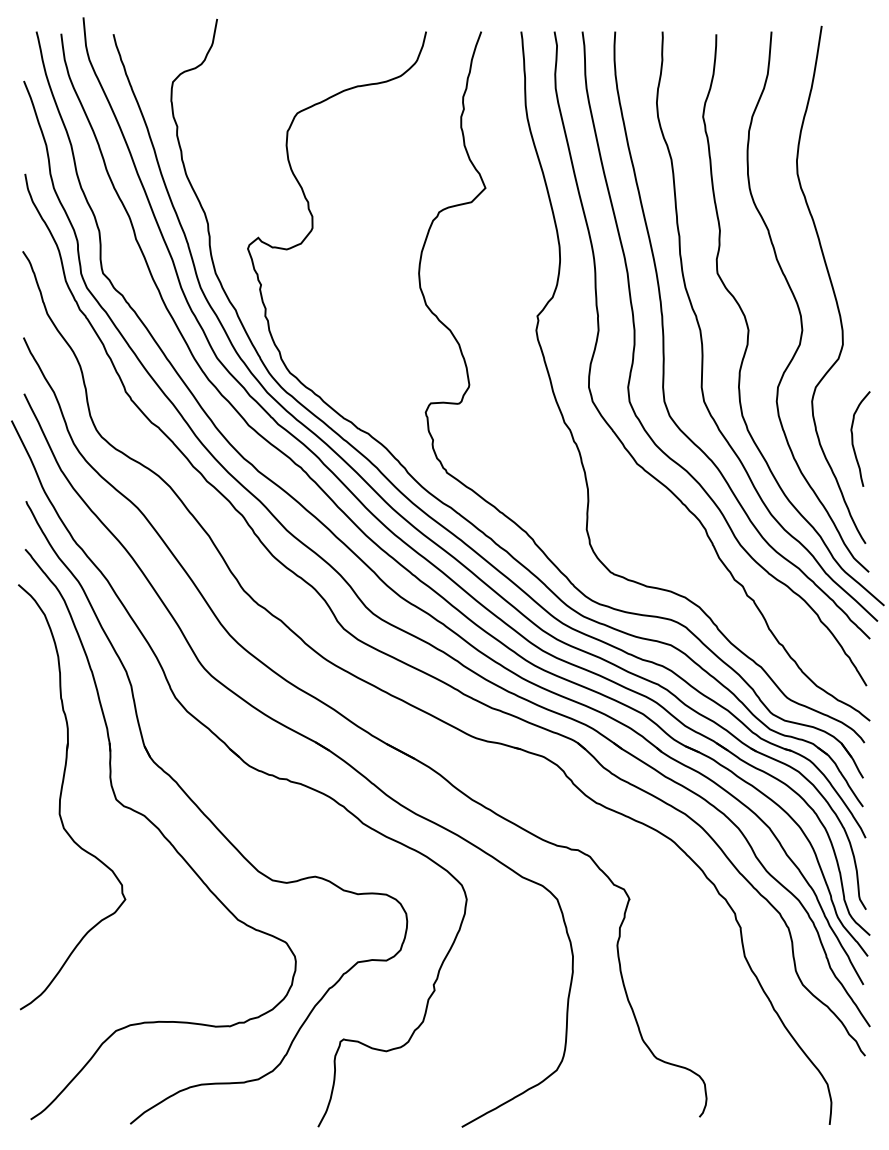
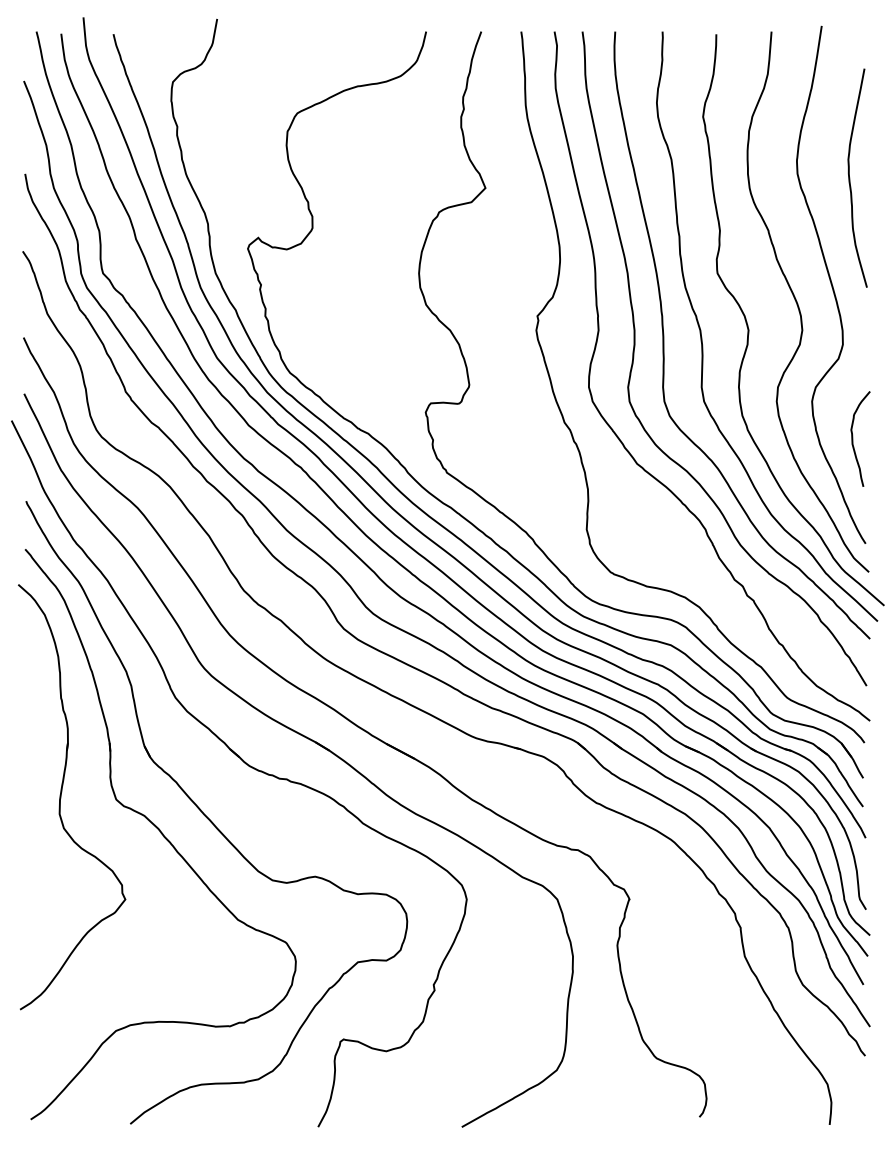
curve: none -> present (850, 177)
